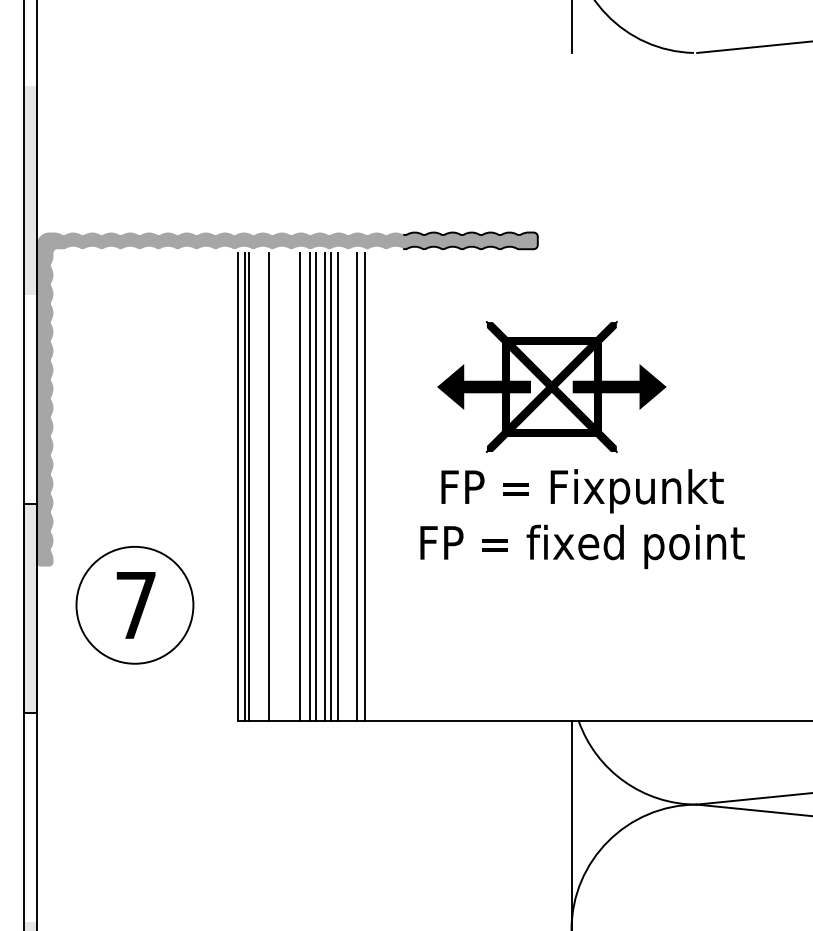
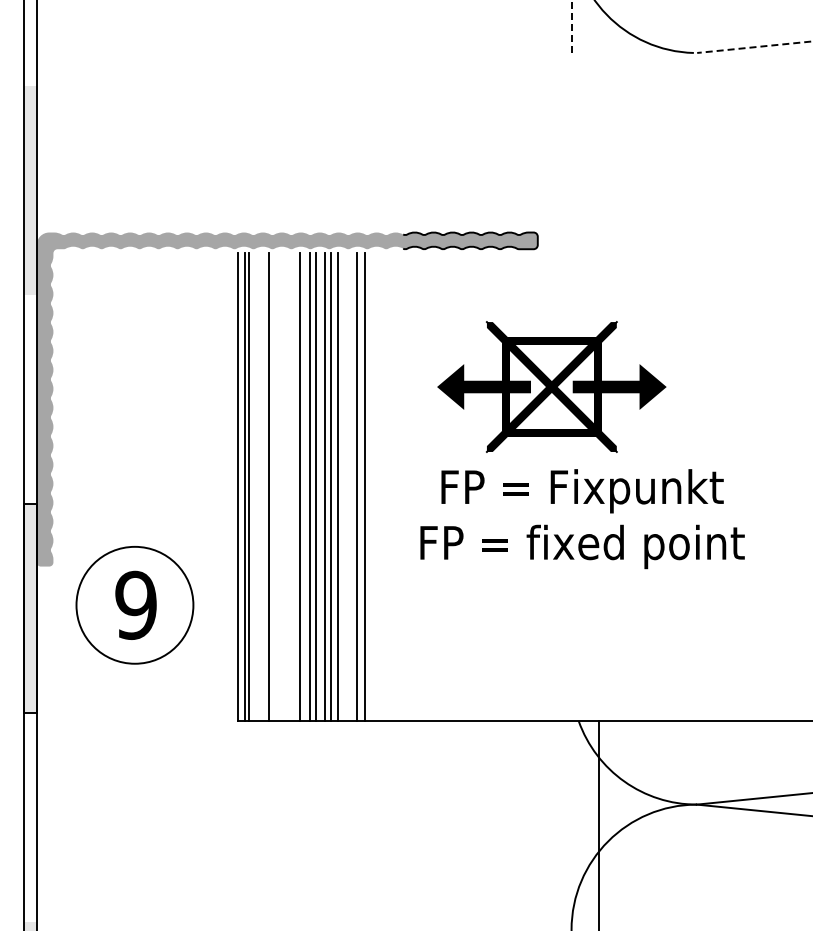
line: solid -> dashed (571, 26)
line: solid -> dashed (754, 47)
text: 7 -> 9 (135, 604)
line position: (571, 824) -> (598, 824) (598, 824)
